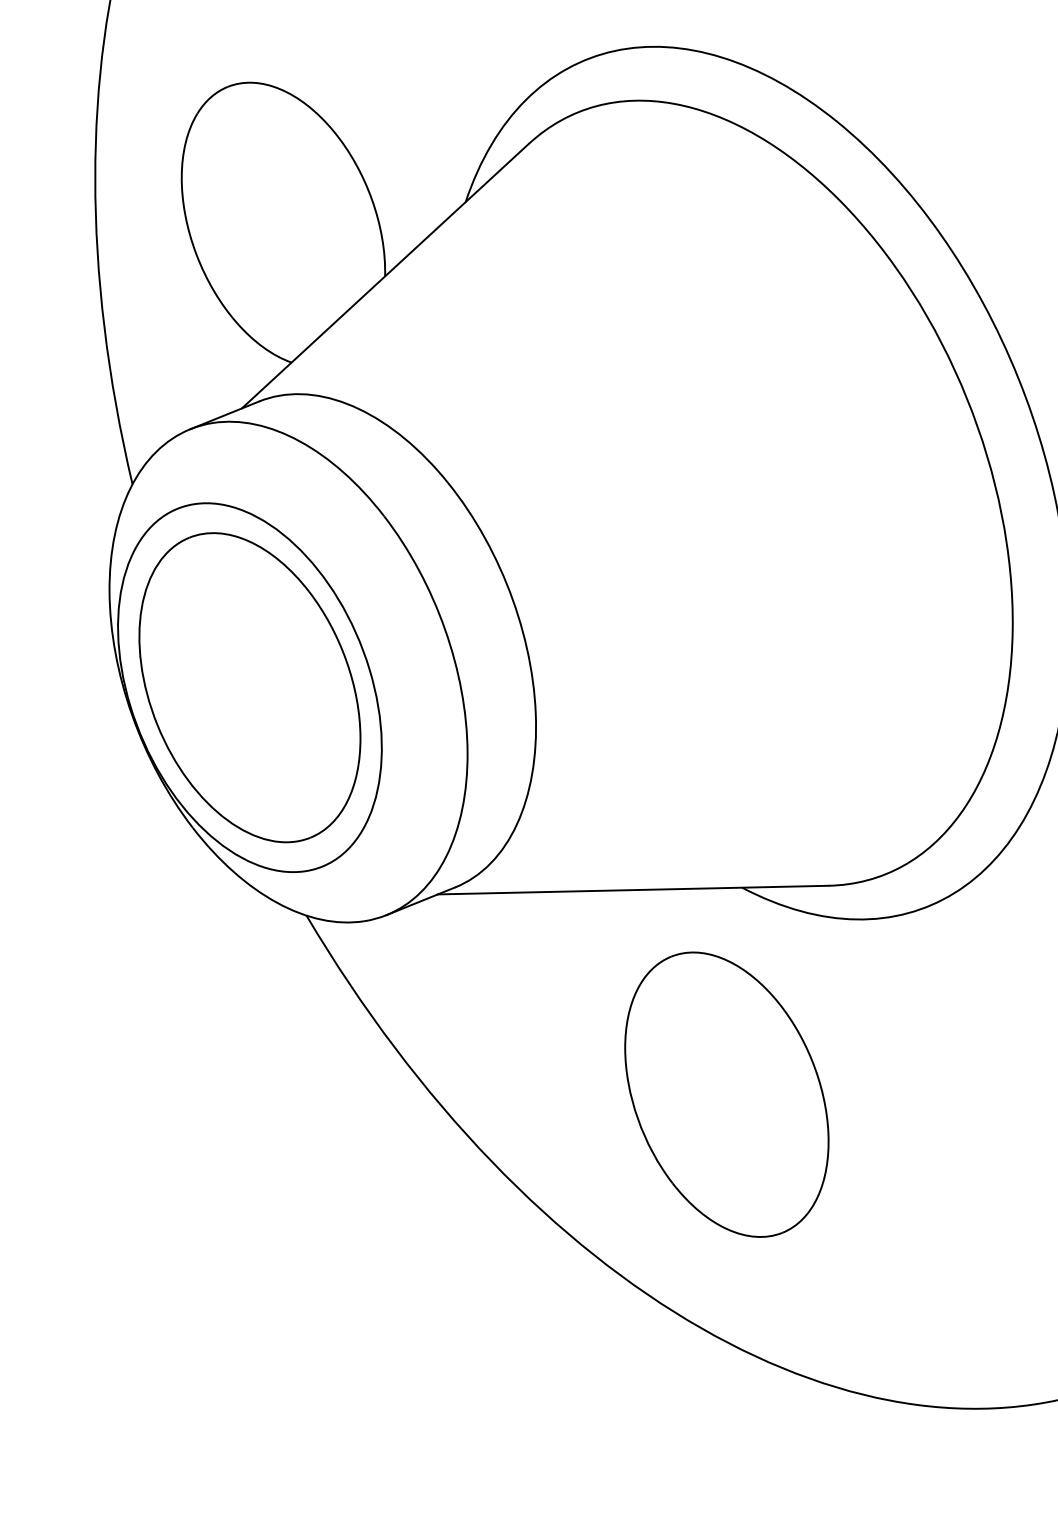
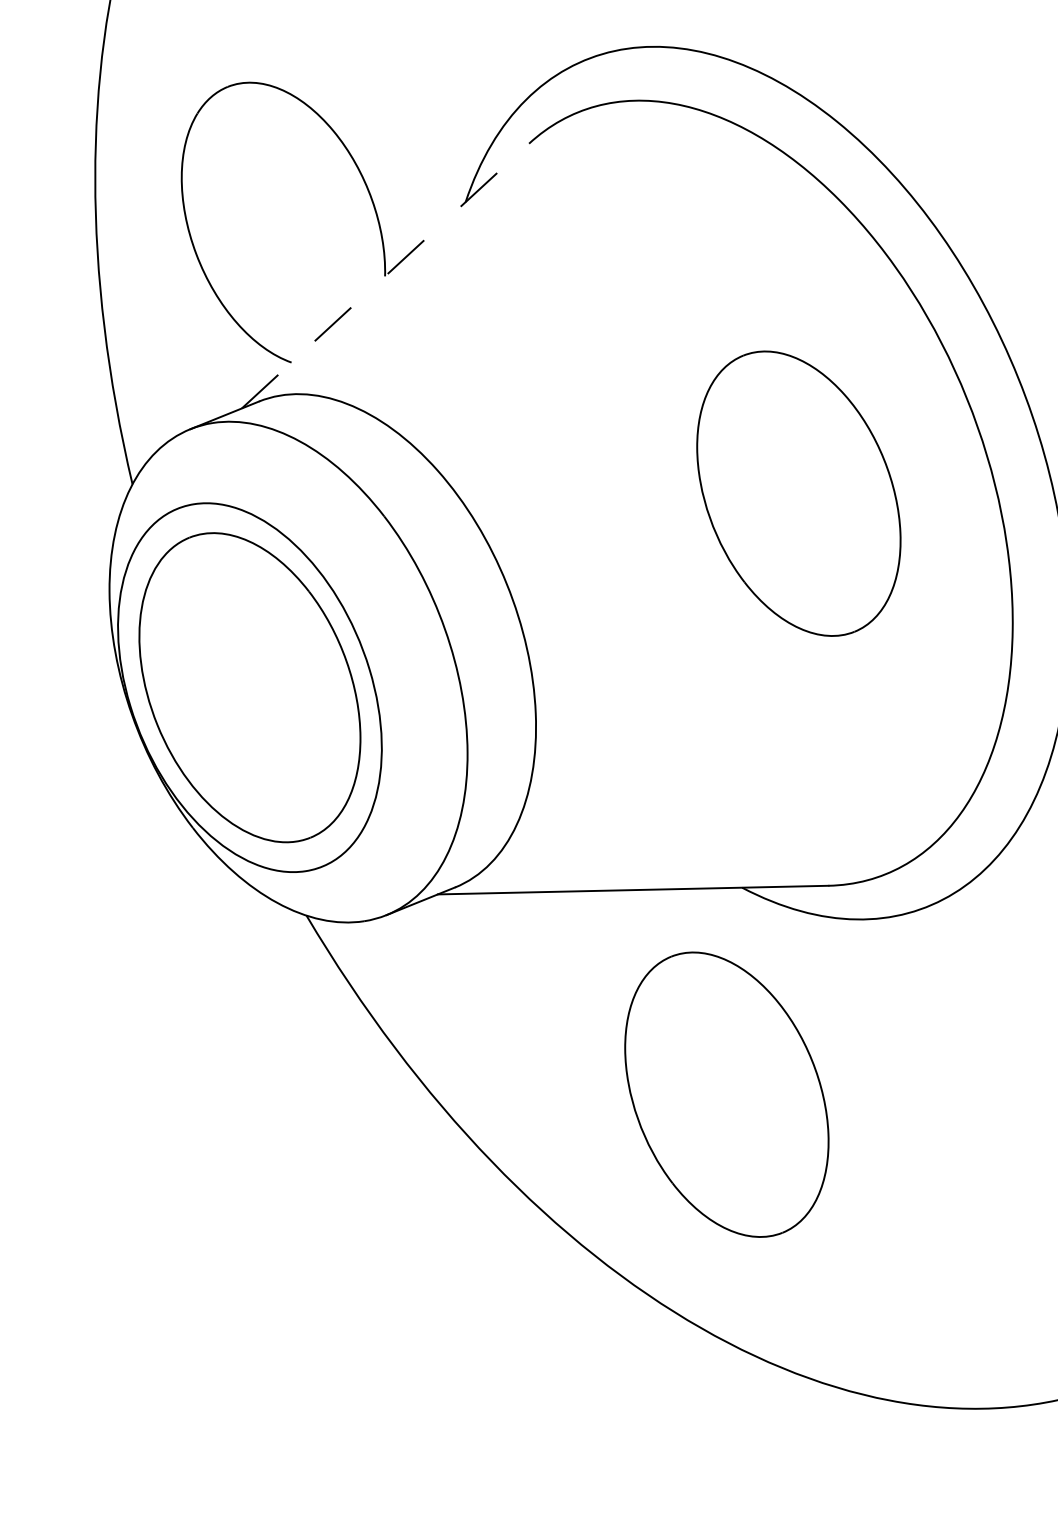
line: solid -> dashed (385, 275)
part: none -> present (798, 493)
